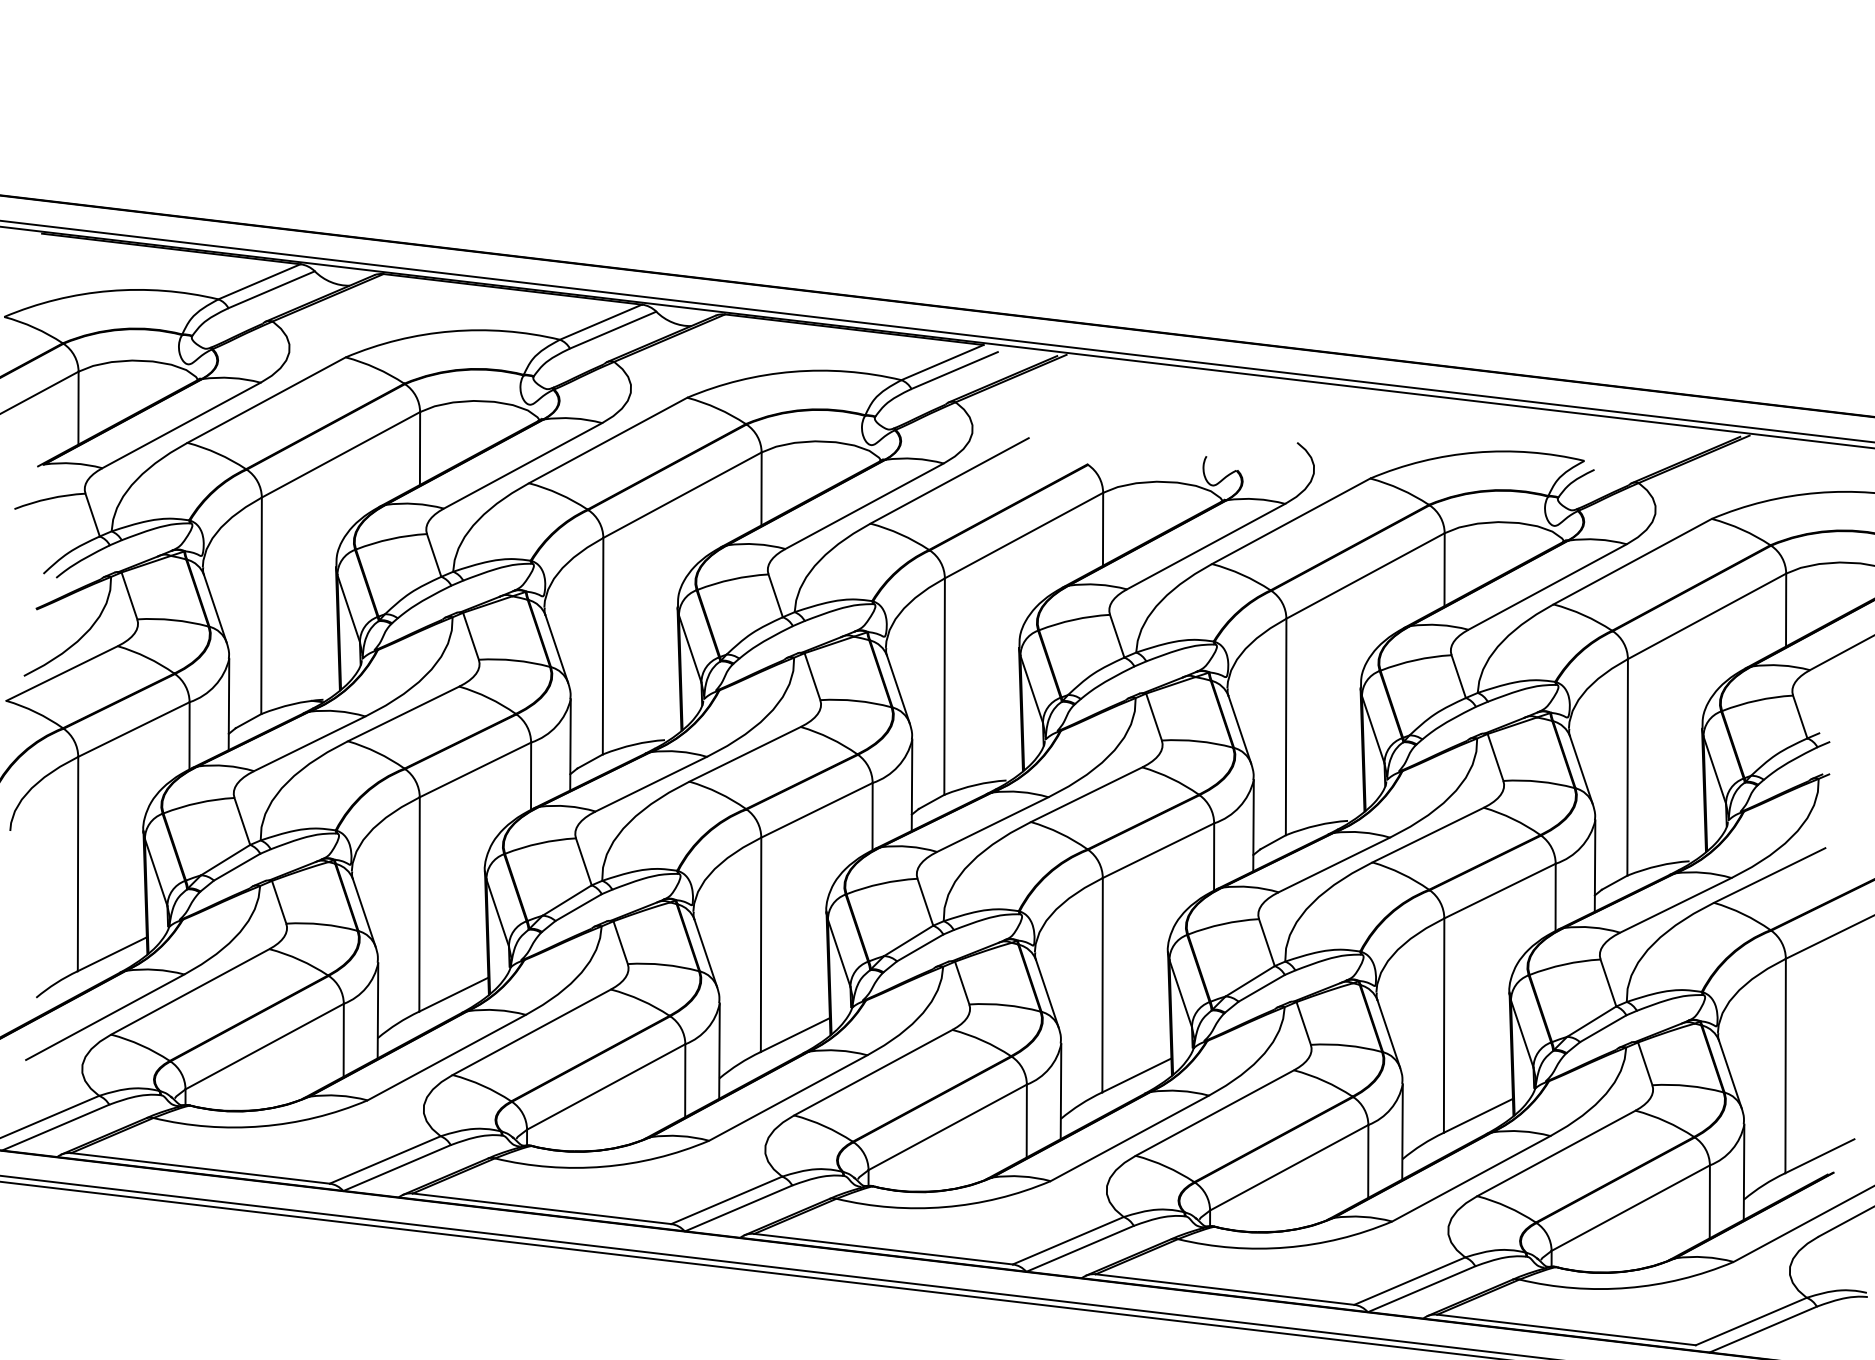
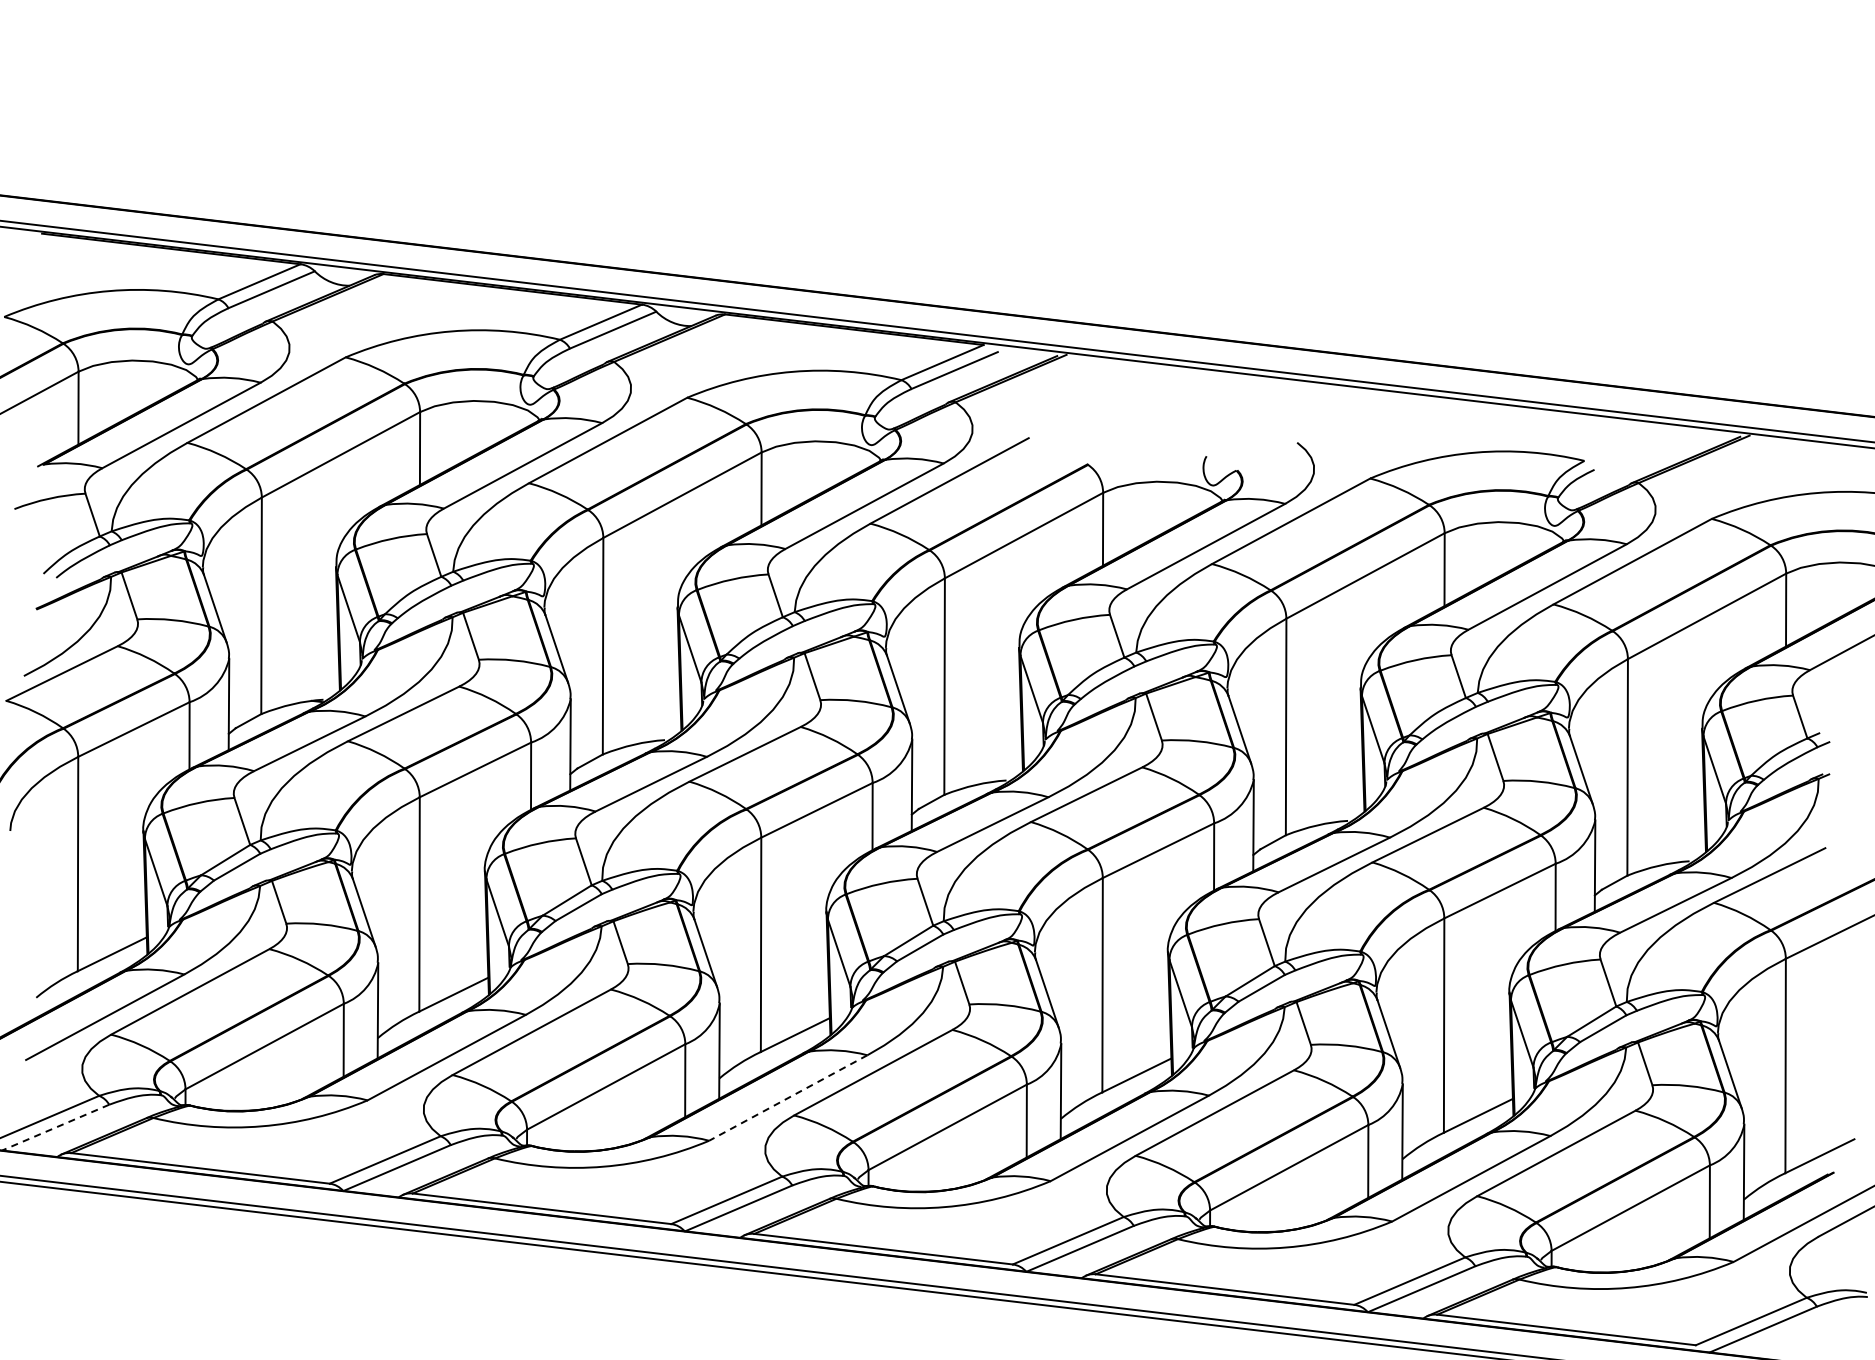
line: solid -> dashed (788, 1098)
line: solid -> dashed (55, 1127)
